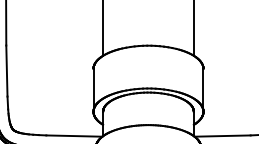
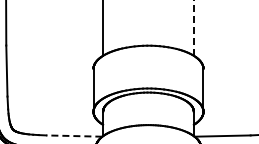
line: solid -> dashed (193, 27)
line: solid -> dashed (73, 136)
